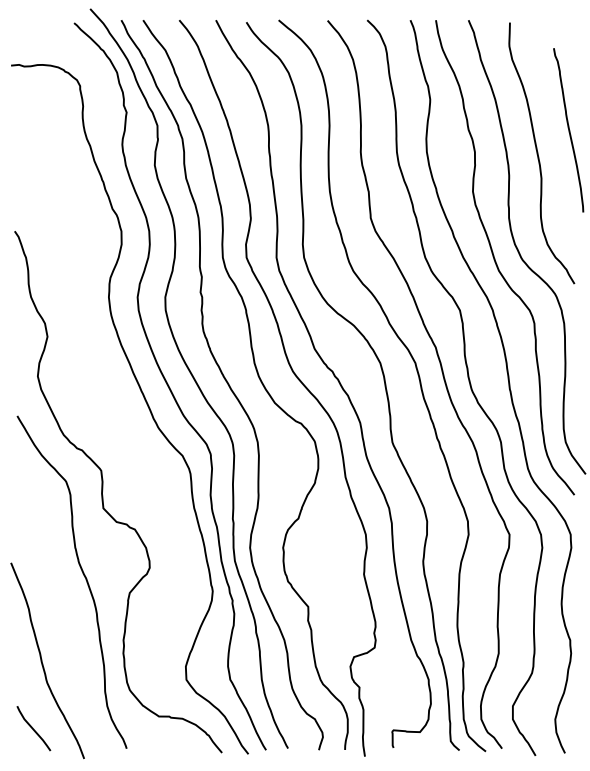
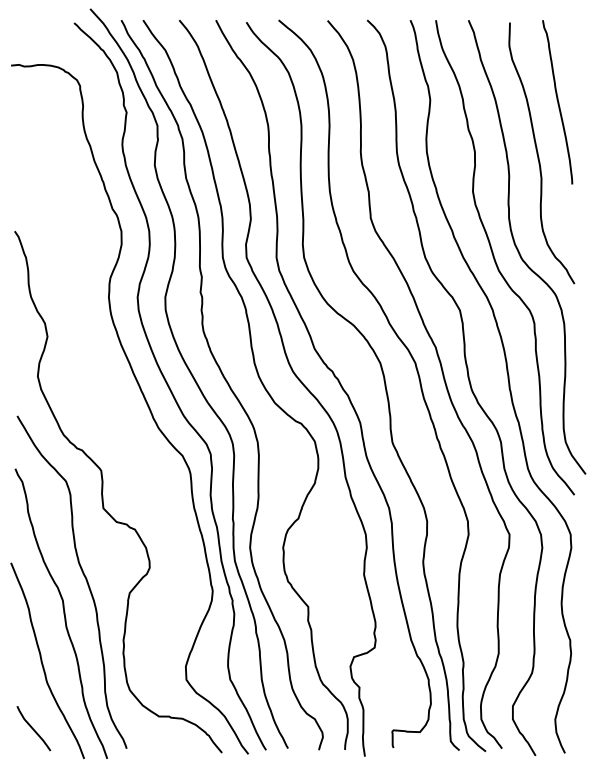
curve position: (568, 130) -> (557, 102) (557, 102)
curve: none -> present (63, 613)
